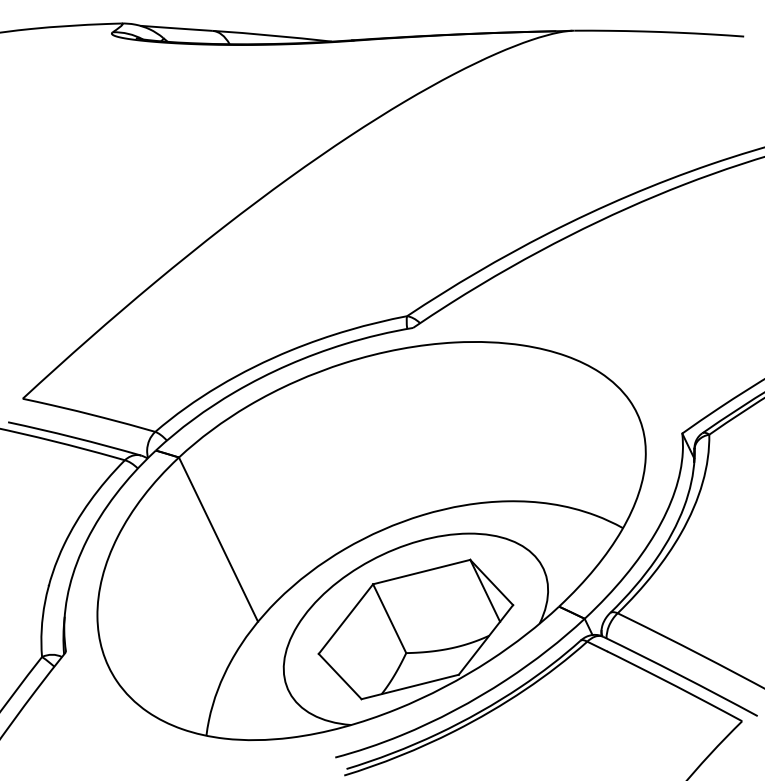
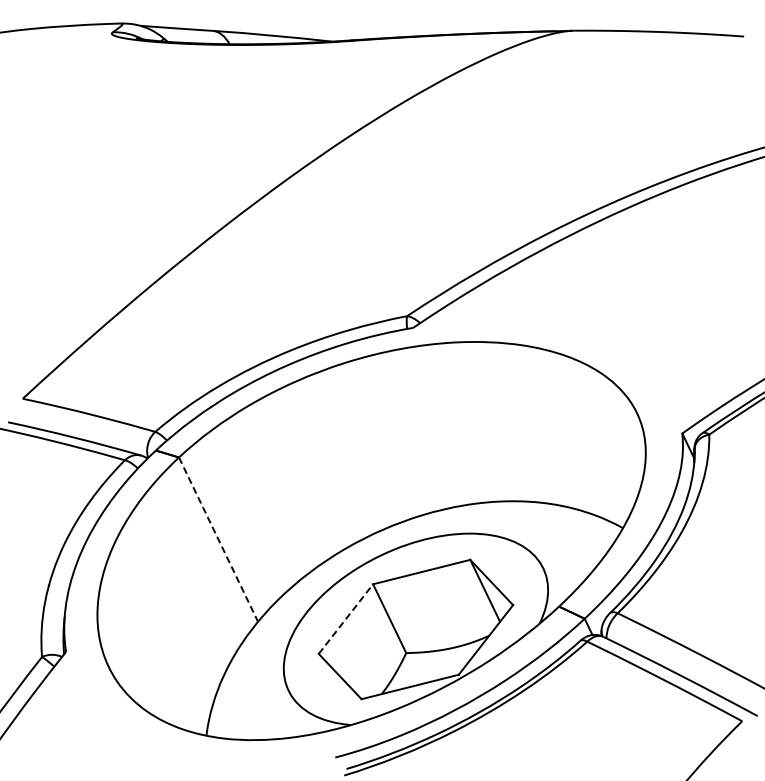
line: solid -> dashed (218, 540)
line: solid -> dashed (346, 618)
